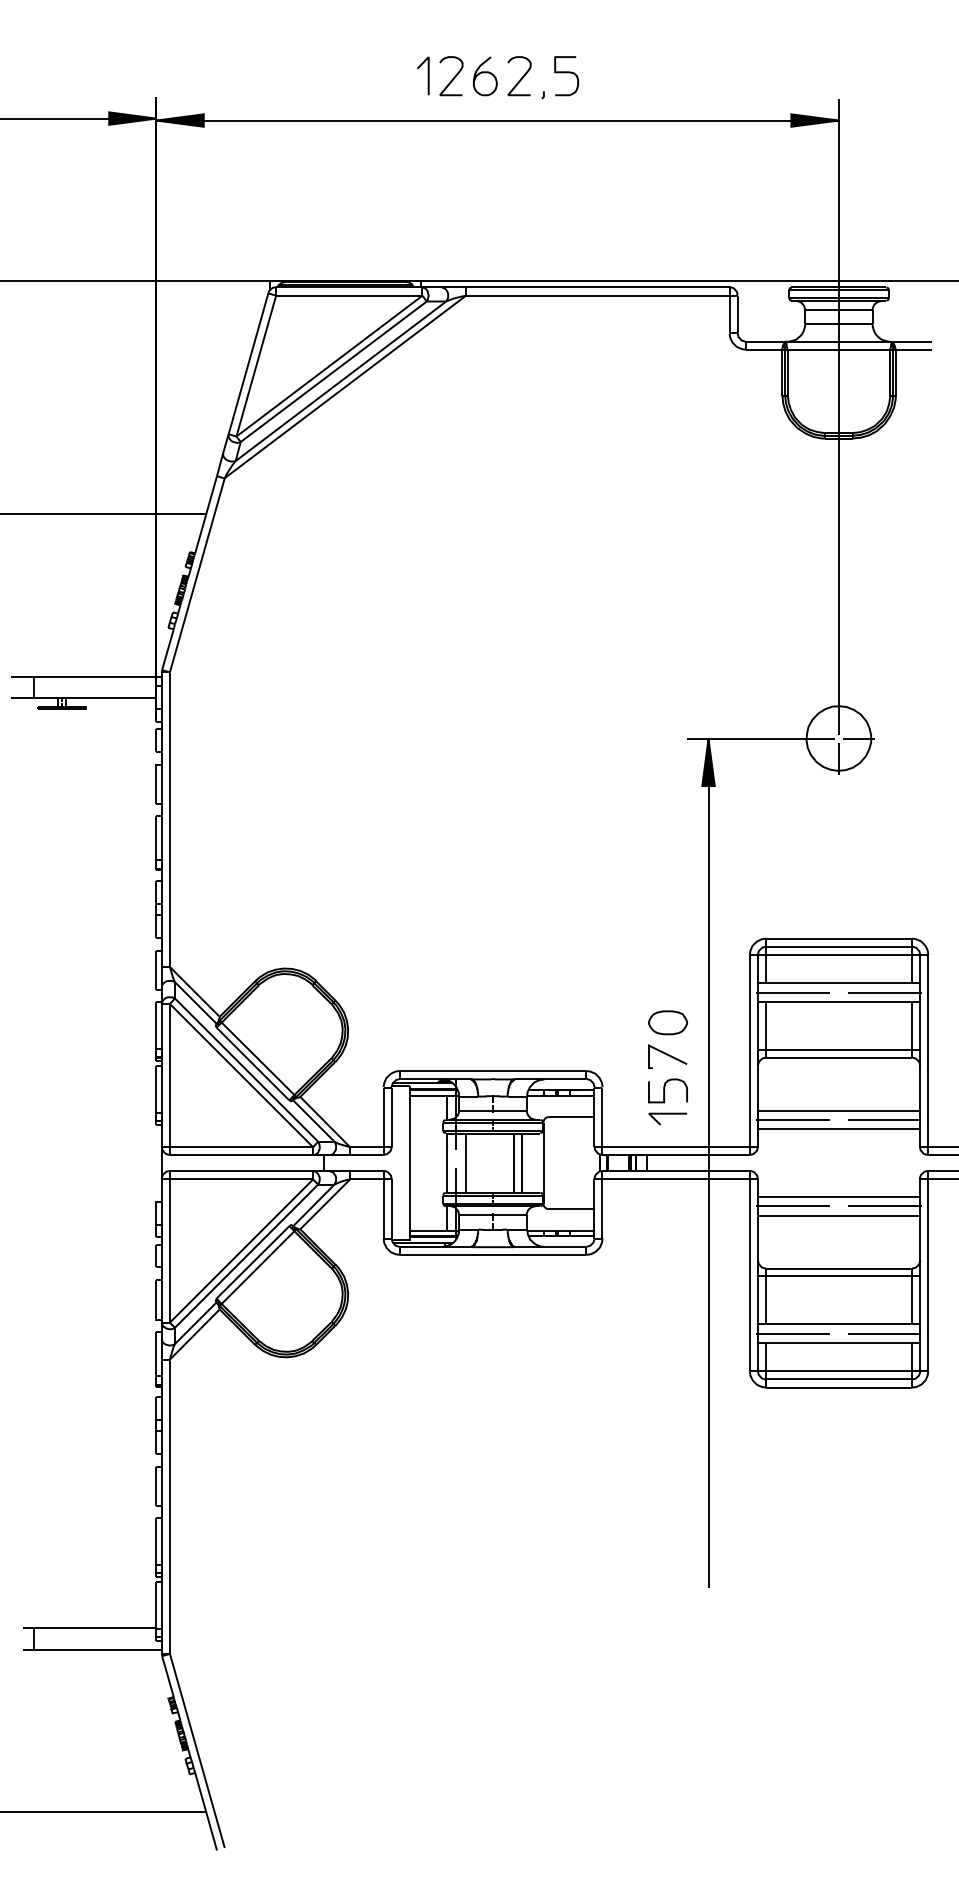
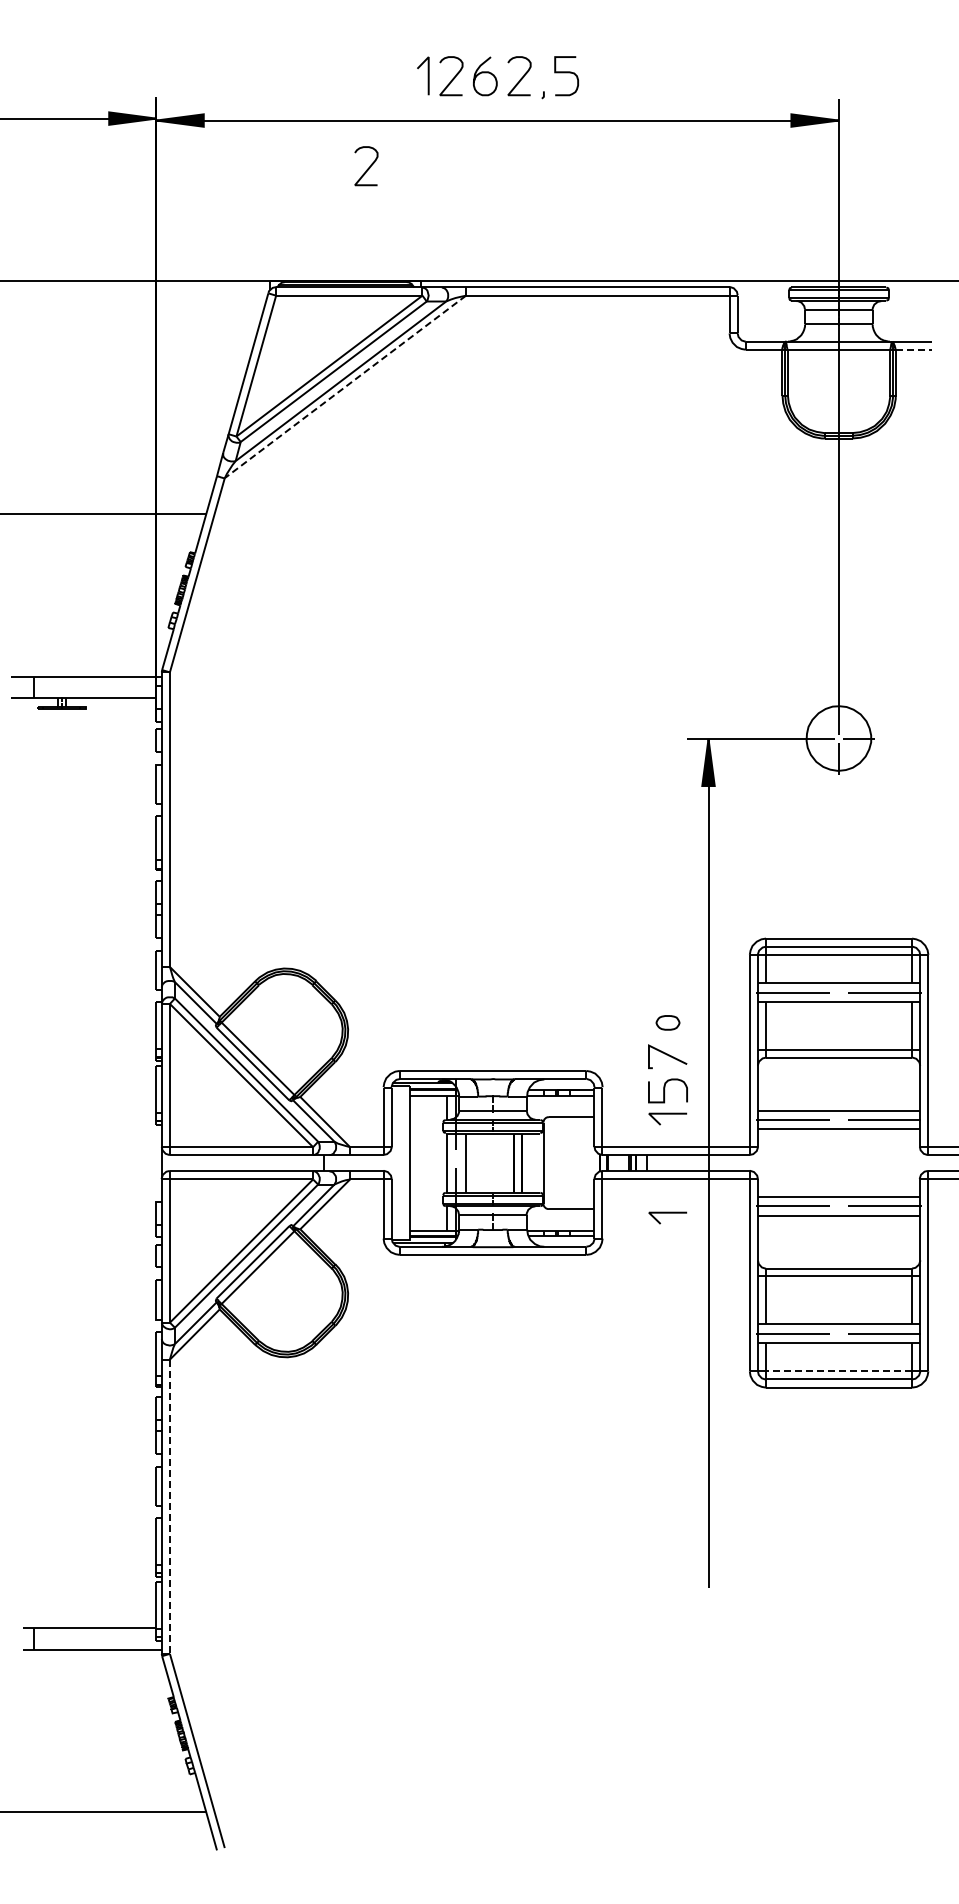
curve: none -> present (368, 167)
line: solid -> dashed (914, 349)
line: solid -> dashed (345, 387)
part size: 40x26 px -> 26x16 px (667, 1022)
line: none -> present (667, 1213)
line: solid -> dashed (838, 1371)
line: solid -> dashed (169, 1507)
